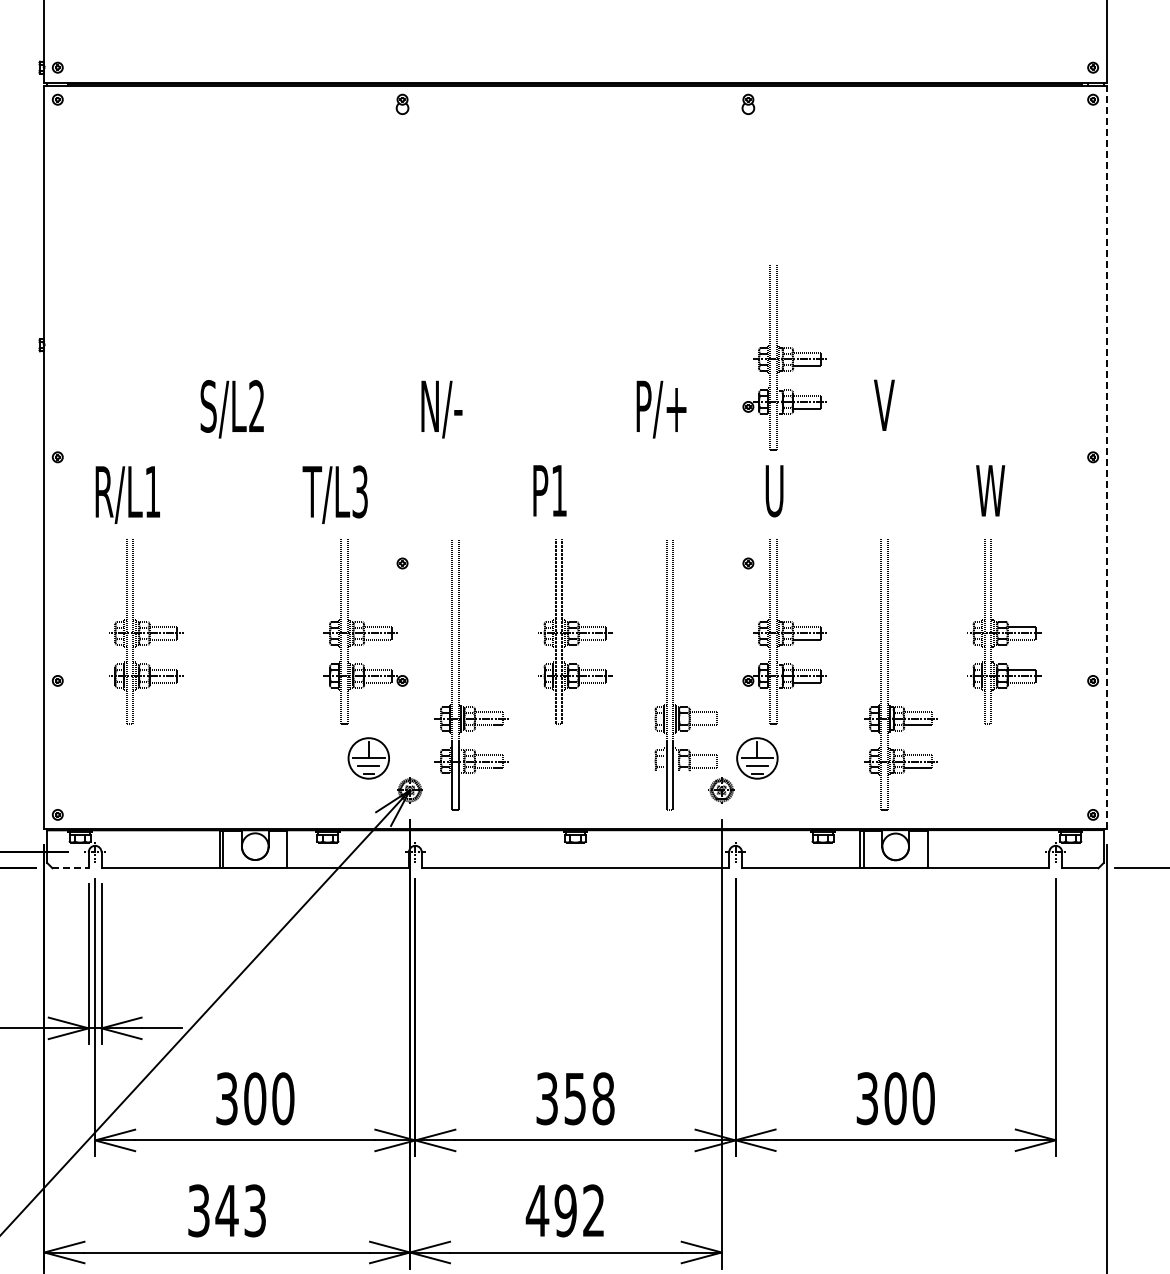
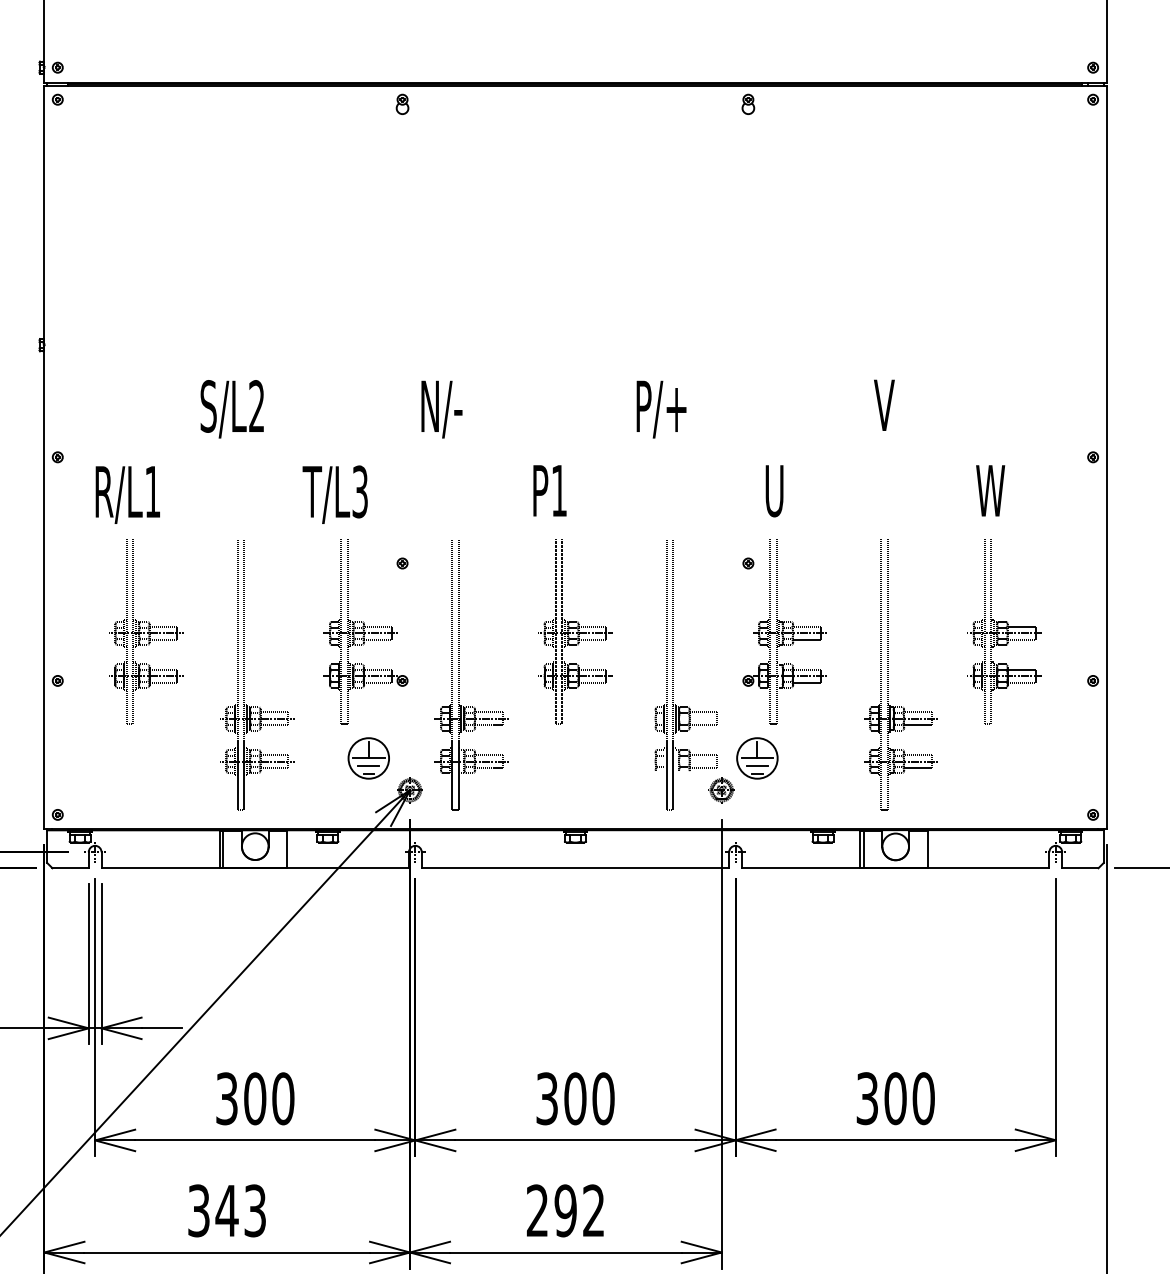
part: present -> none (784, 357)
line: dashed -> solid (1106, 456)
part: none -> present (244, 674)
line: dashed -> solid (71, 868)
text: 358 -> 300 (589, 1098)
text: 492 -> 292 (537, 1210)
